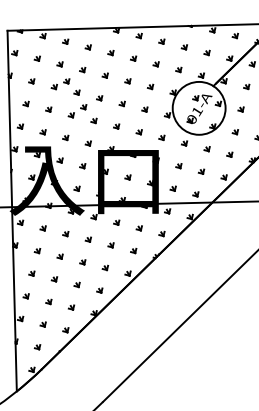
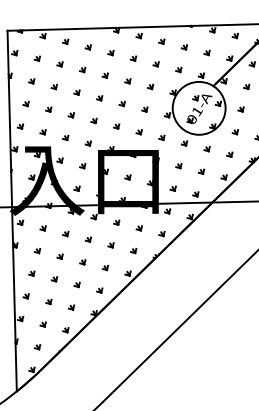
part: present -> none (66, 81)
part: present -> none (83, 107)
